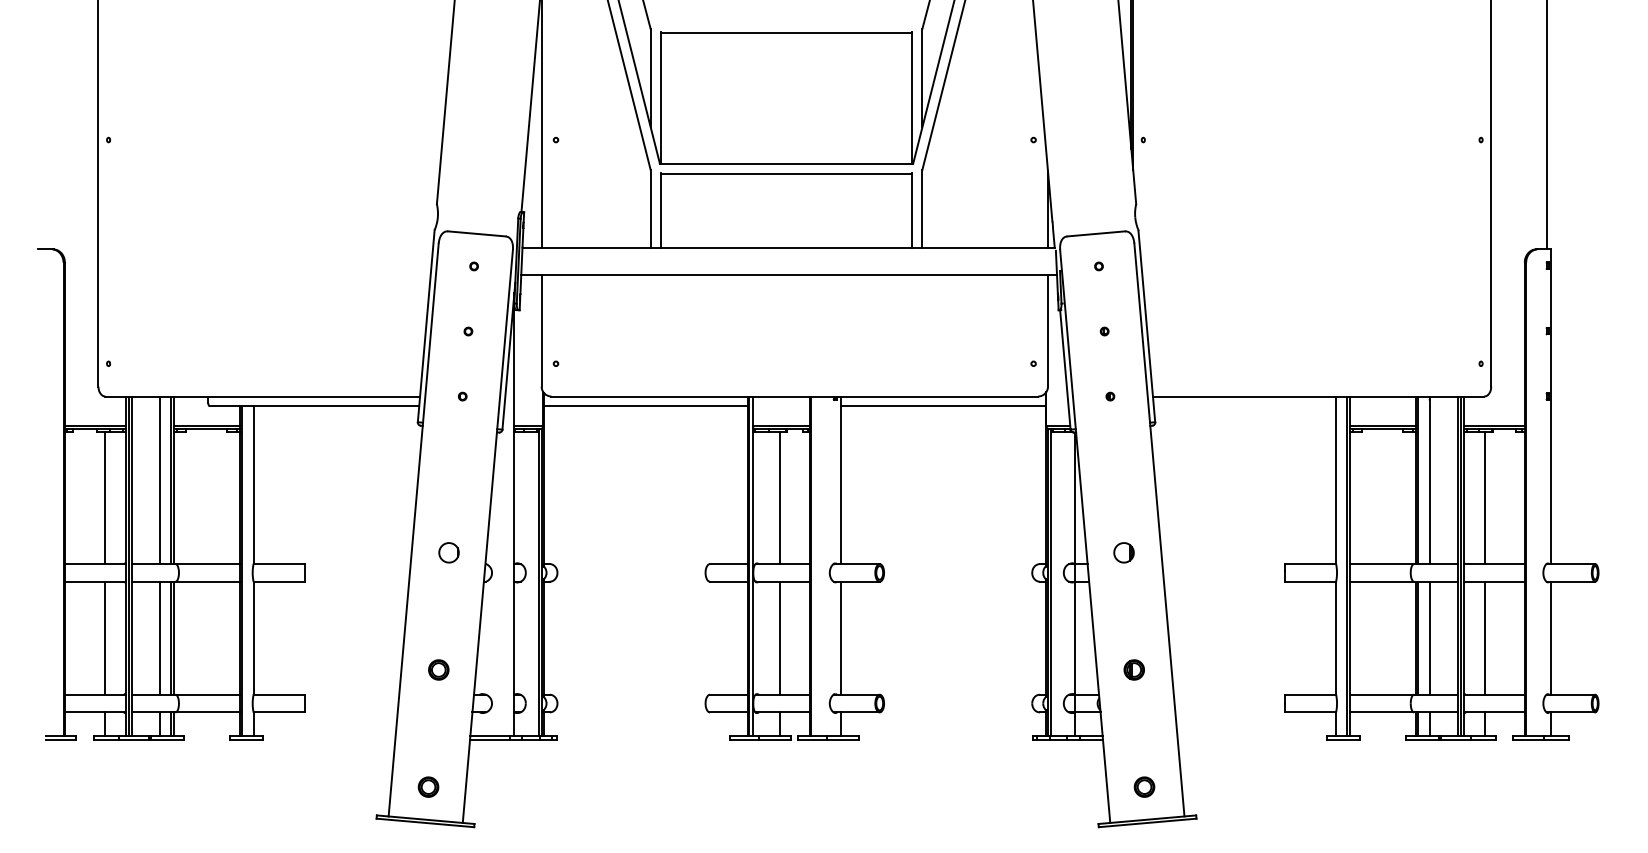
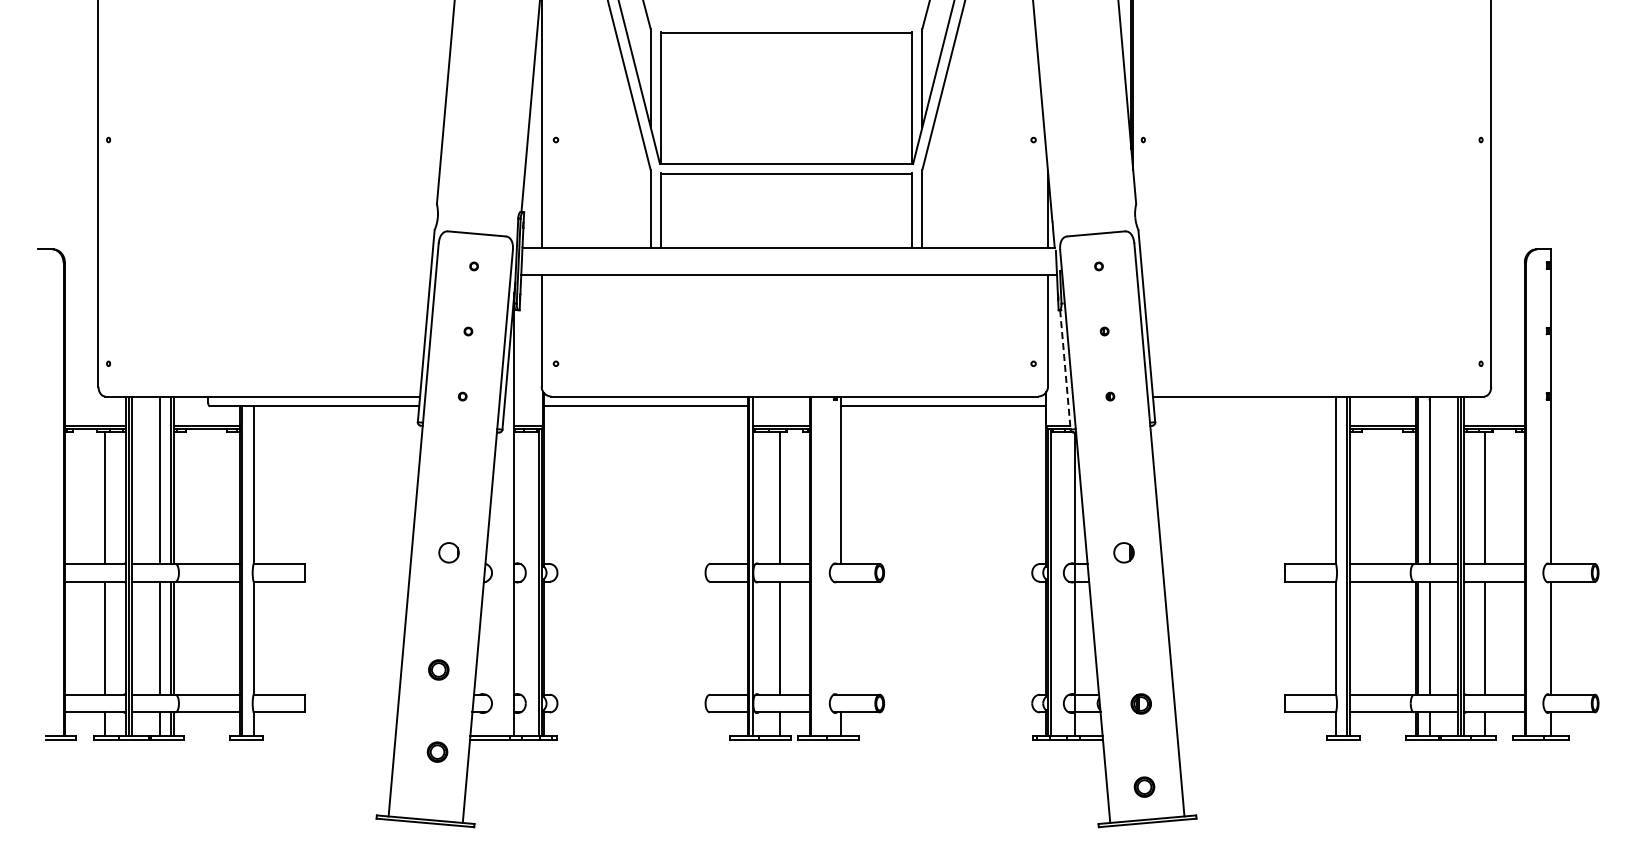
line: present -> none (1547, 125)
line: solid -> dashed (1065, 369)
line: present -> none (841, 637)
part position: (1133, 669) -> (1140, 703) (1140, 703)
part position: (428, 786) -> (437, 751) (437, 751)
